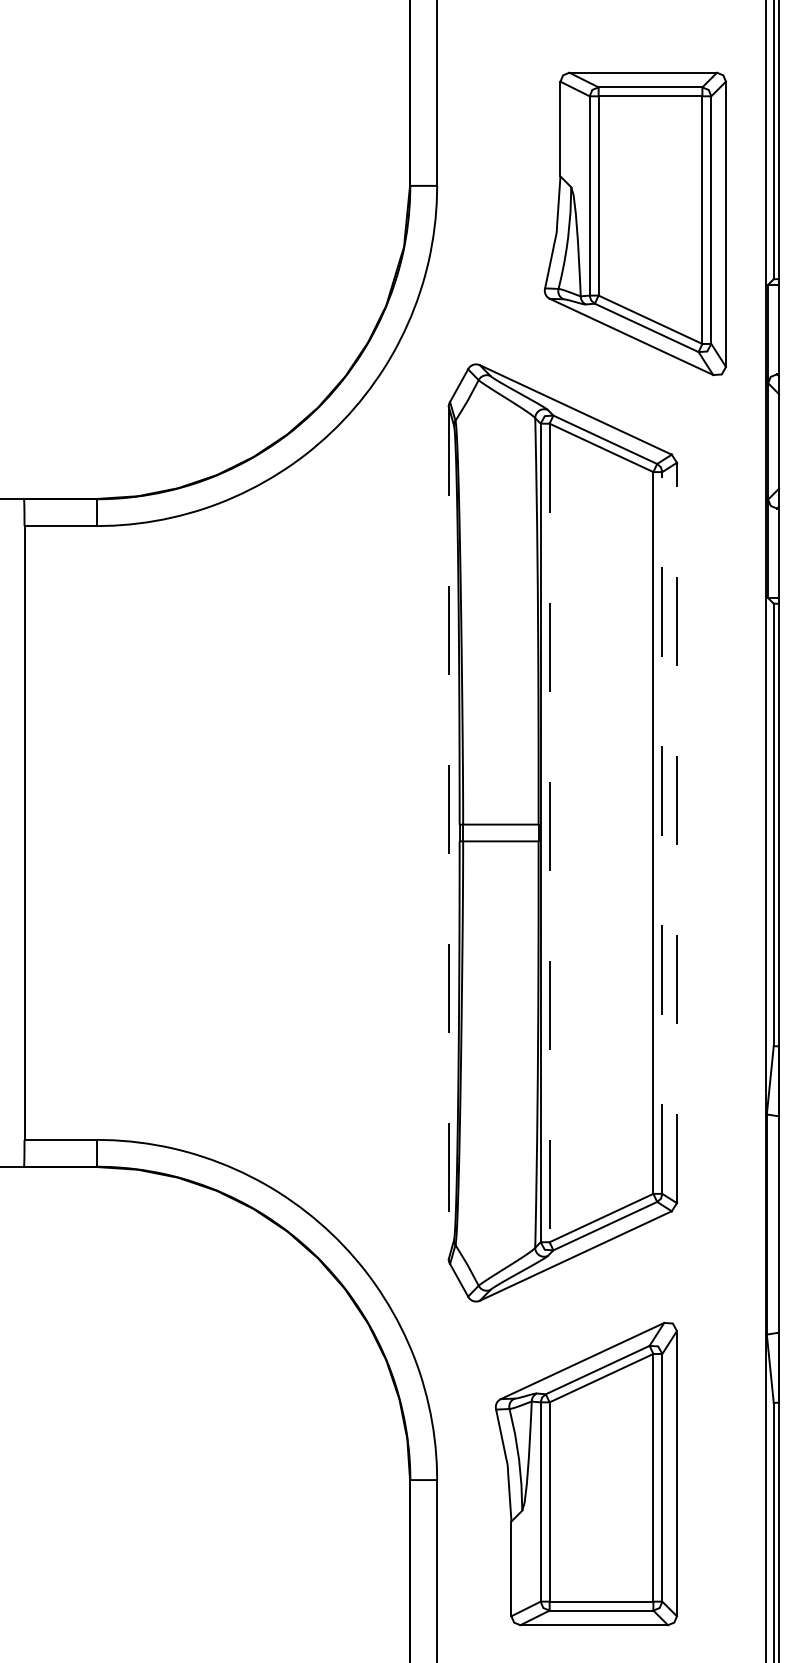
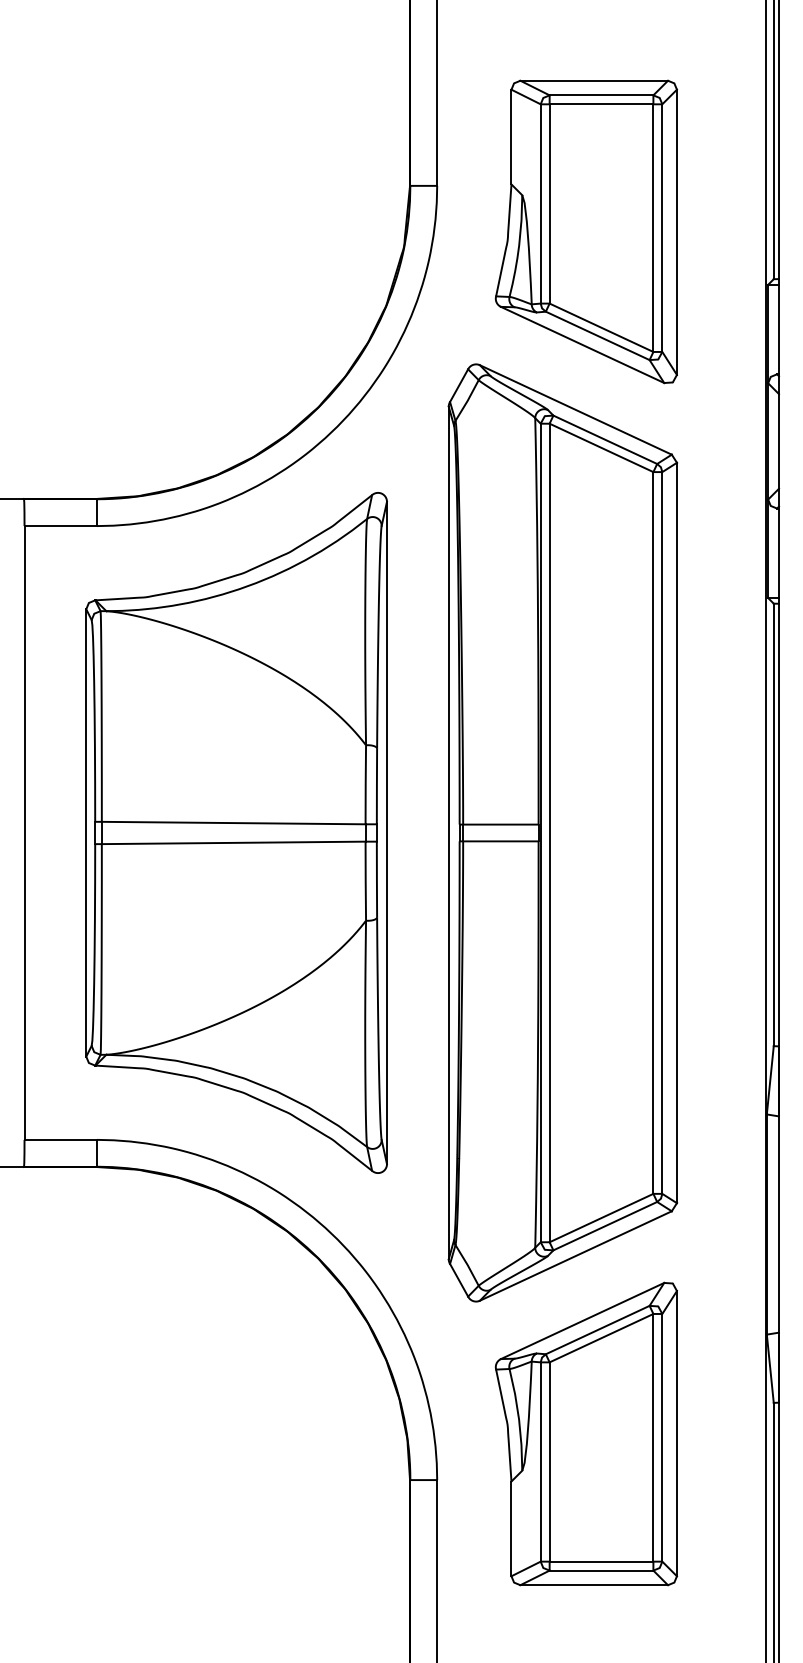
part position: (634, 223) -> (585, 231) (585, 231)
part: none -> present (236, 832)
line: dashed -> solid (662, 832)
line: dashed -> solid (676, 832)
line: dashed -> solid (448, 833)
line: dashed -> solid (549, 833)
part position: (585, 1473) -> (585, 1433) (585, 1433)
